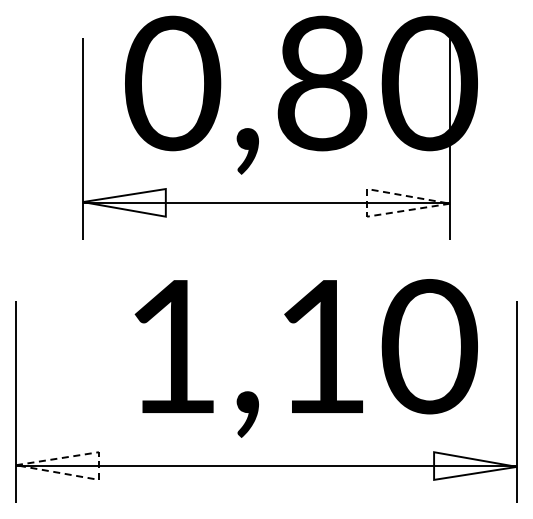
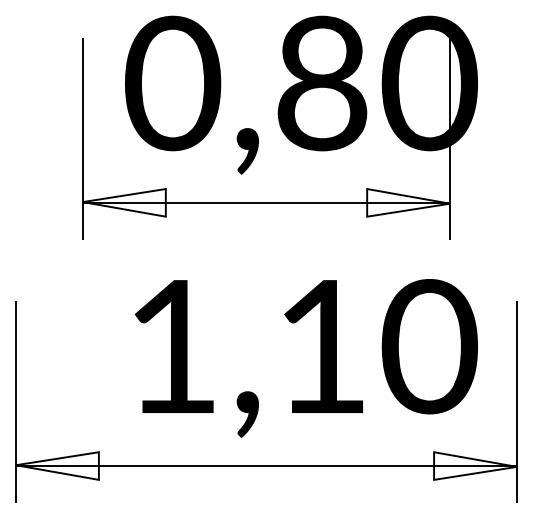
line: dashed -> solid (367, 201)
line: dashed -> solid (98, 467)
